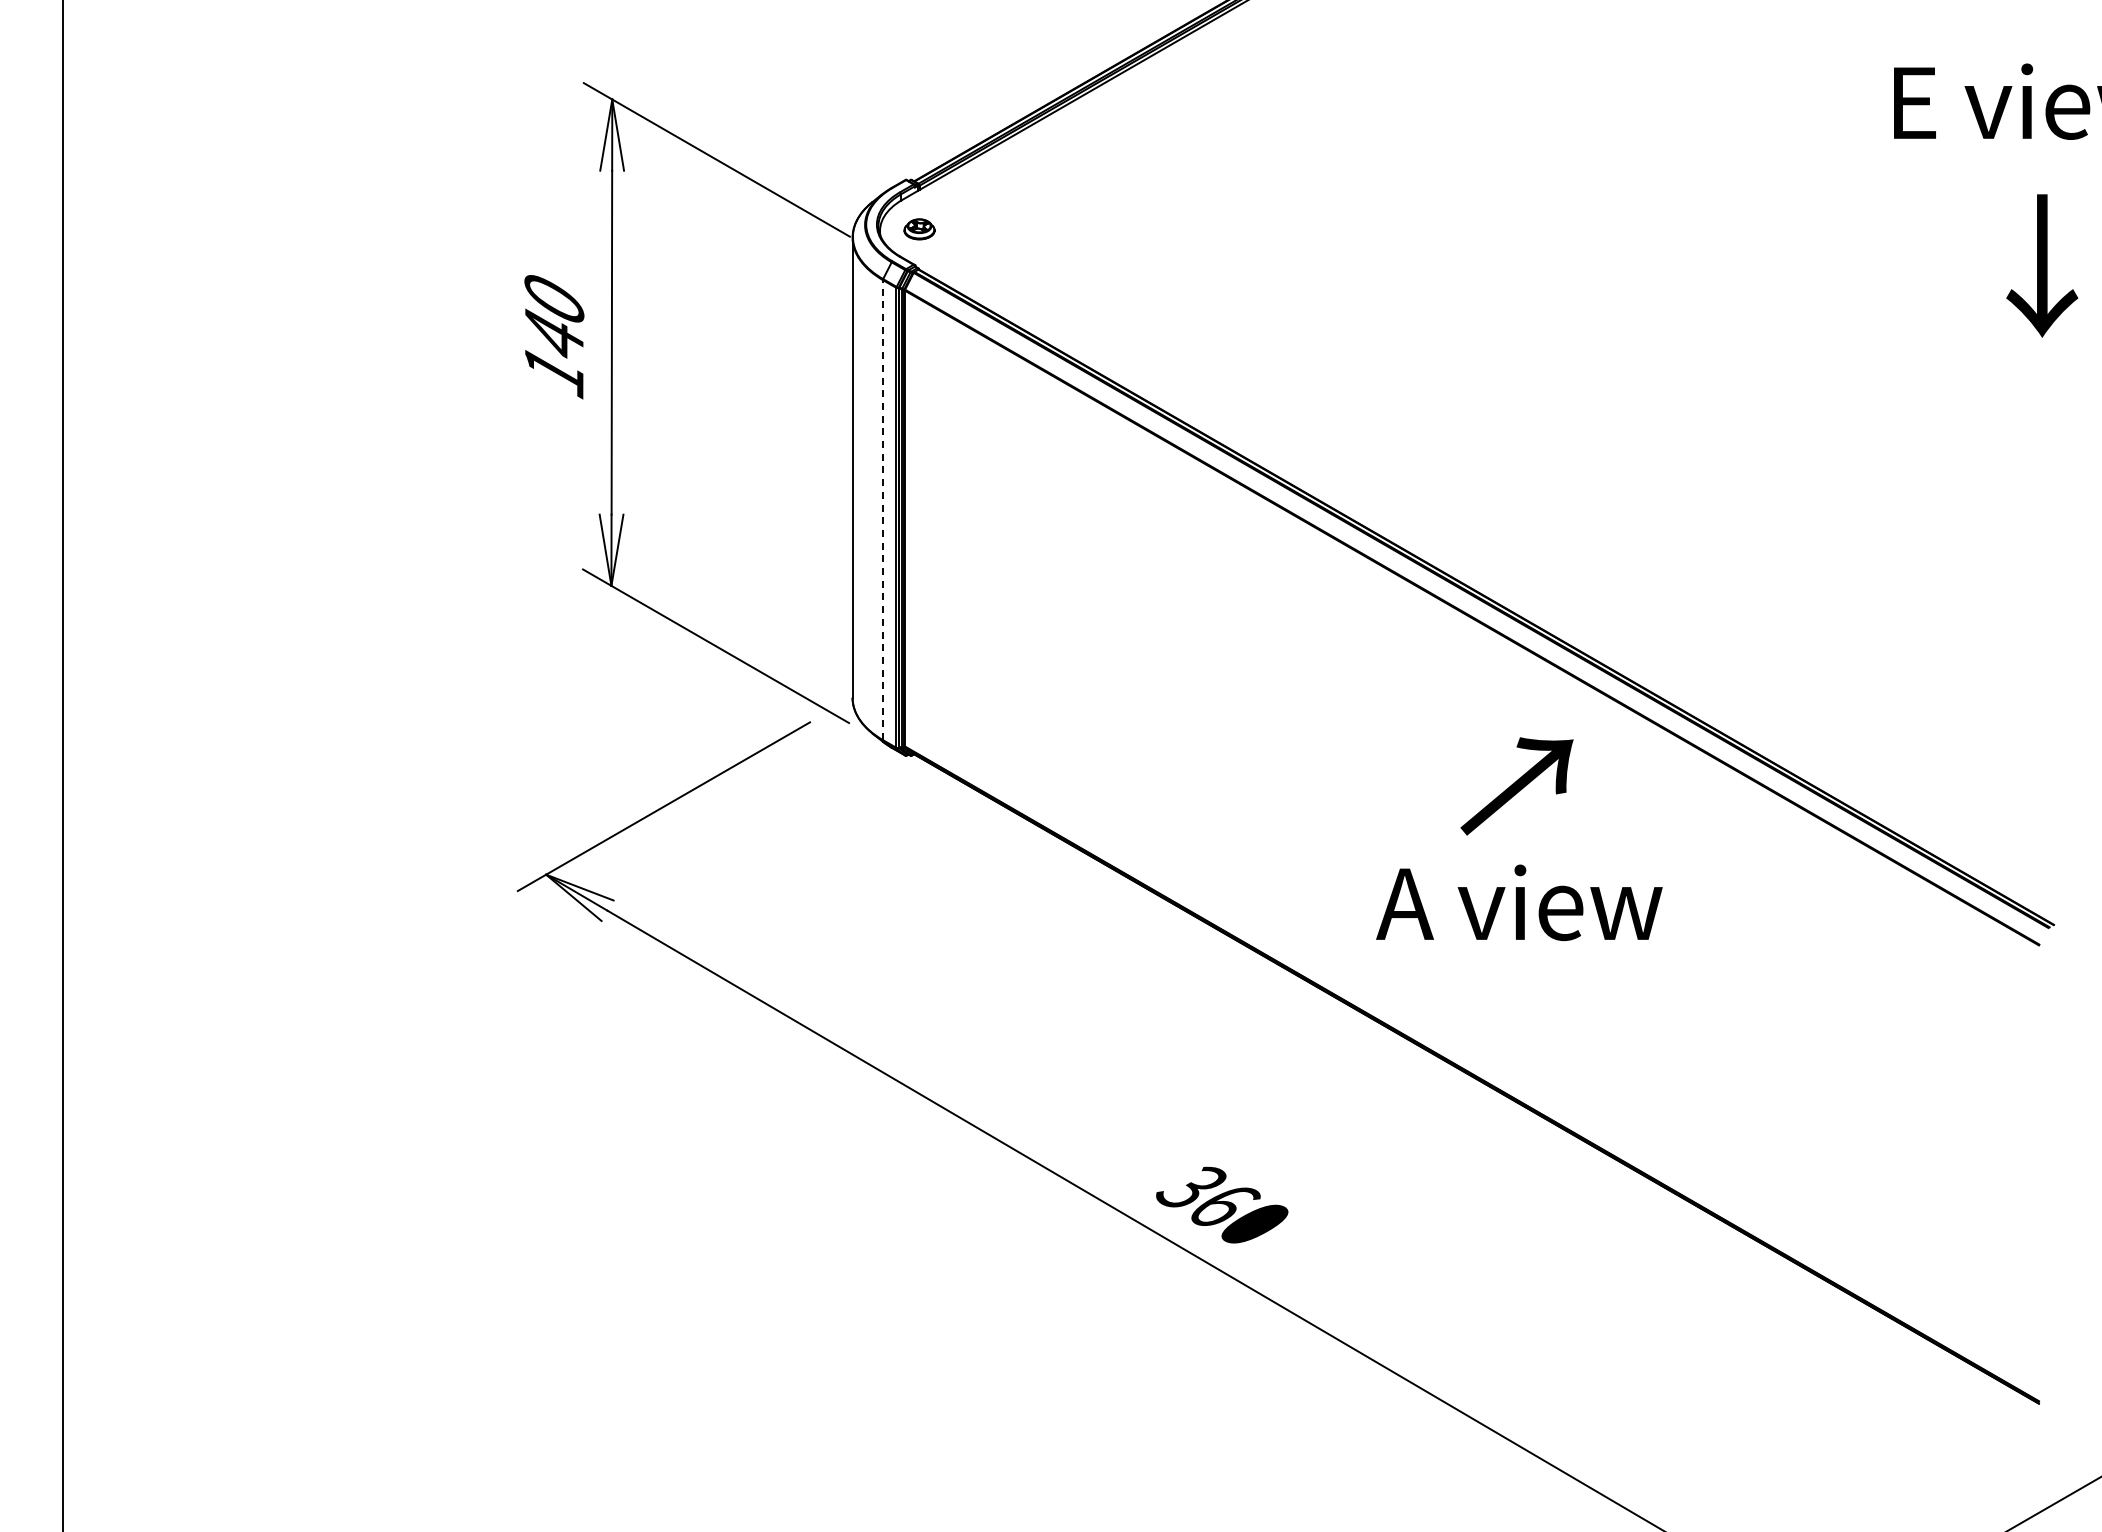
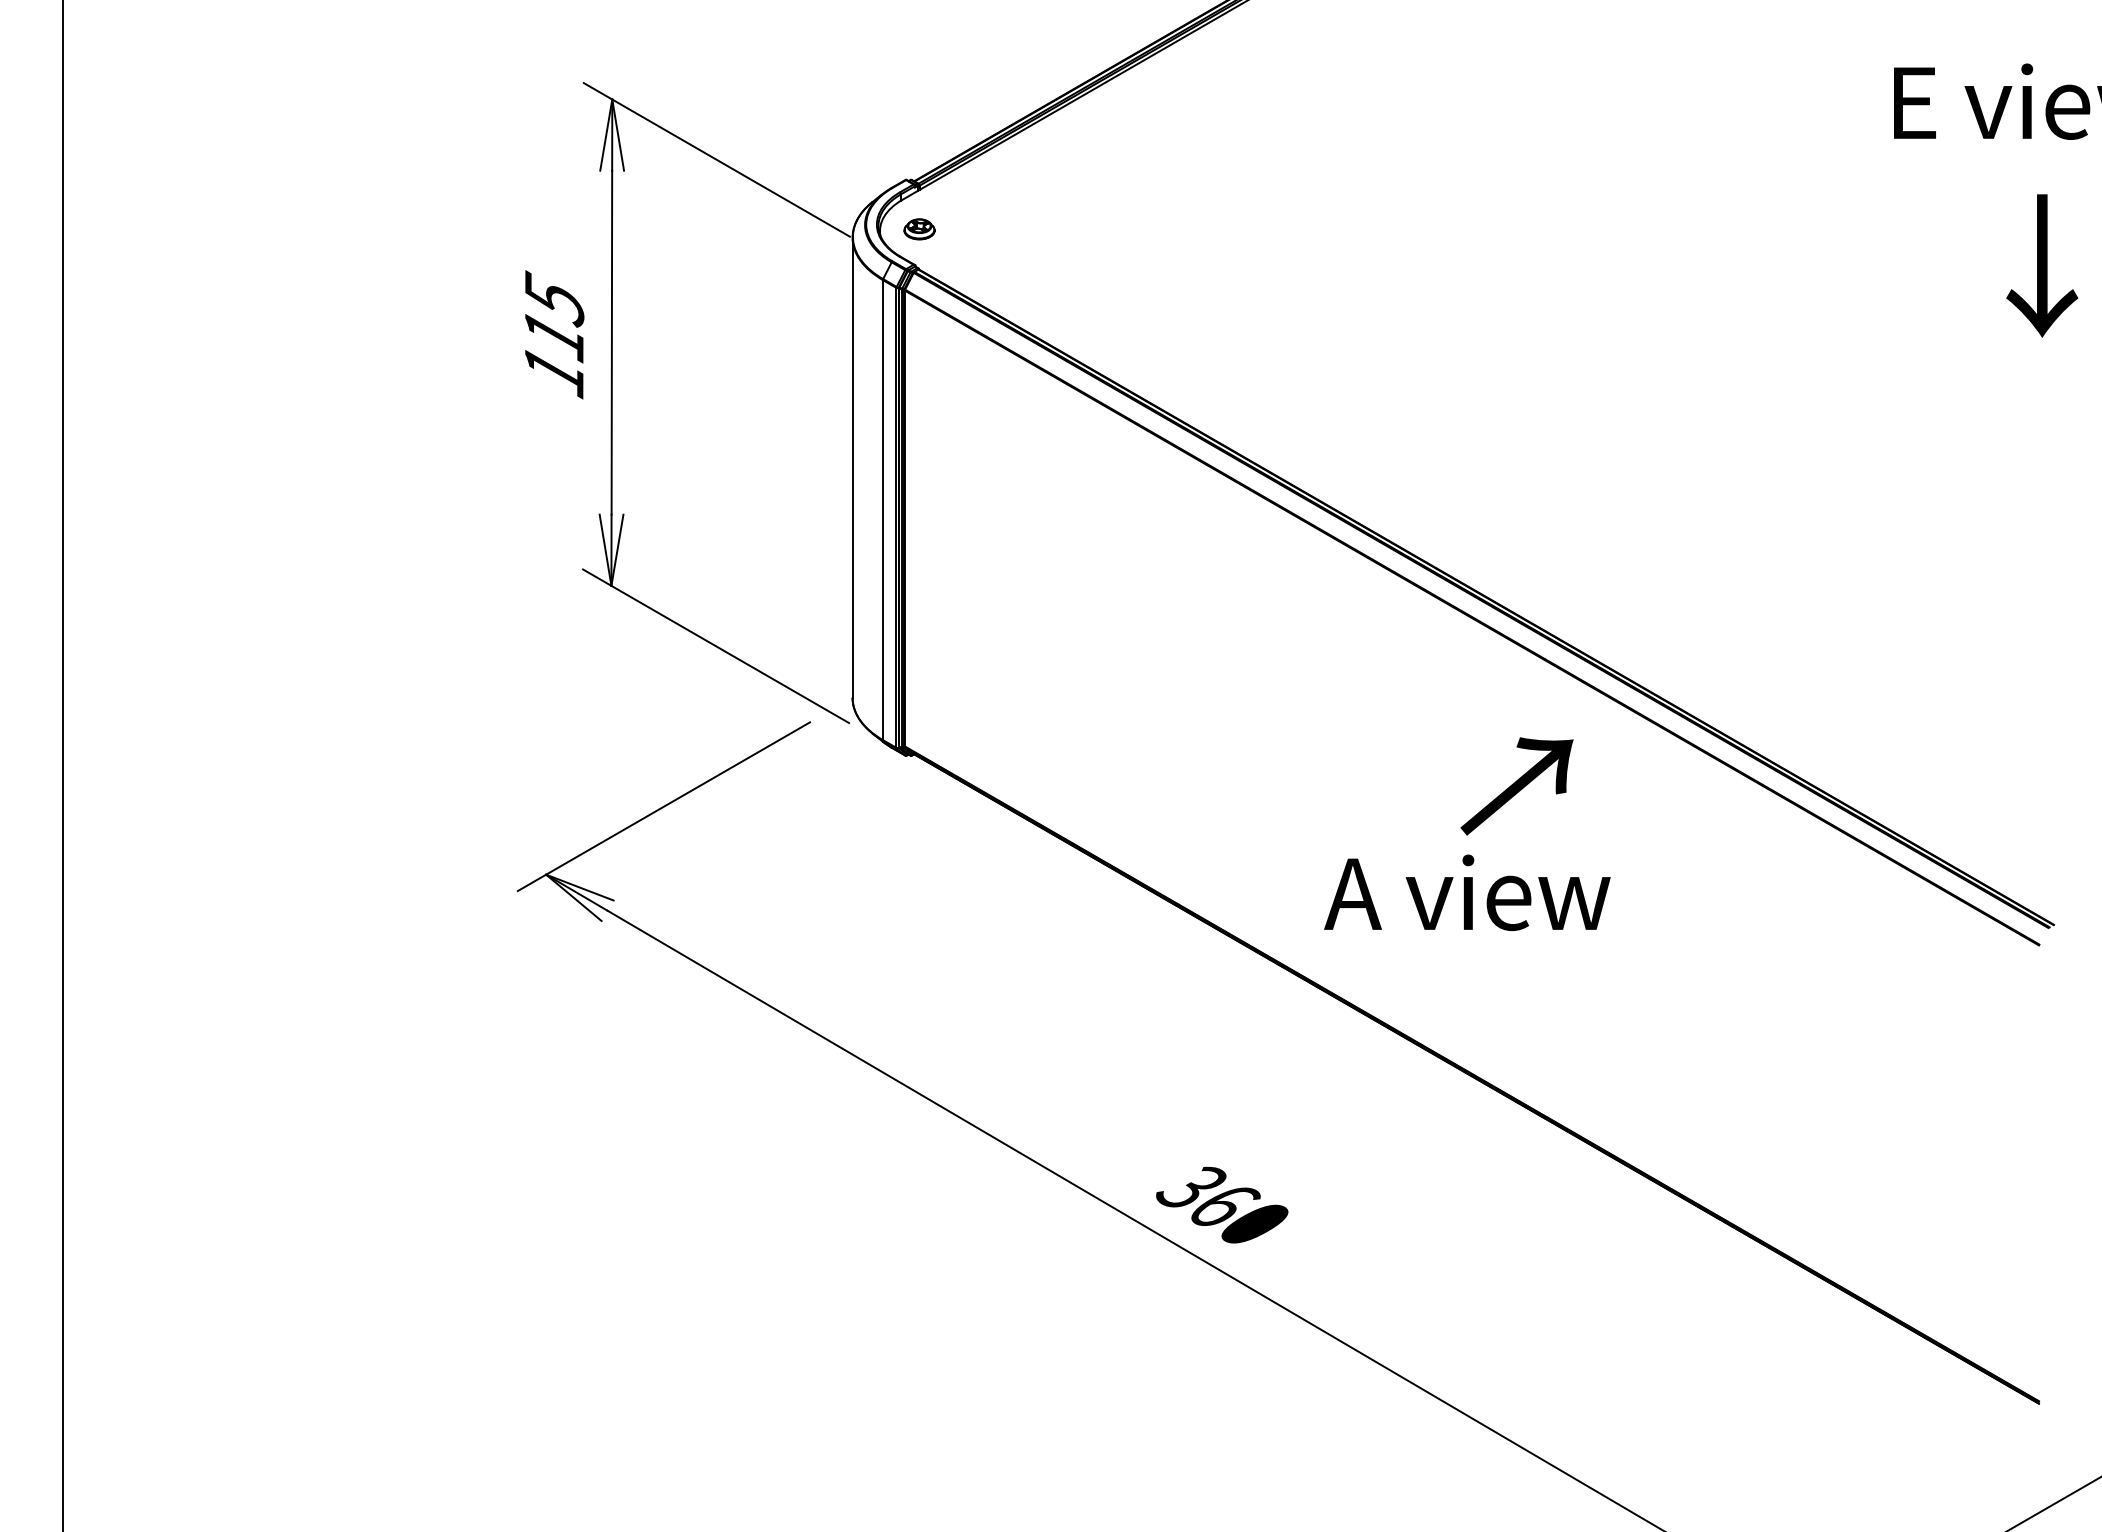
text: 140 -> 115 (554, 316)
line: dashed -> solid (882, 510)
text position: (1519, 902) -> (1467, 892) (1467, 892)
